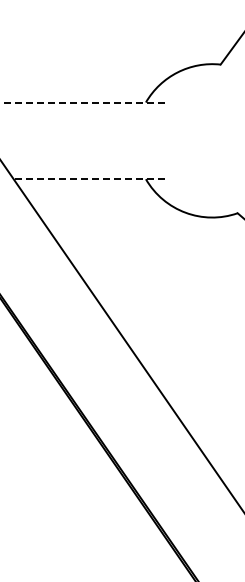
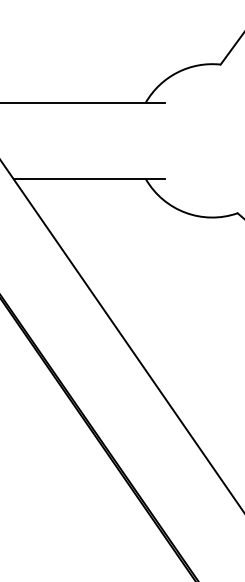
line: dashed -> solid (82, 102)
line: dashed -> solid (89, 179)
